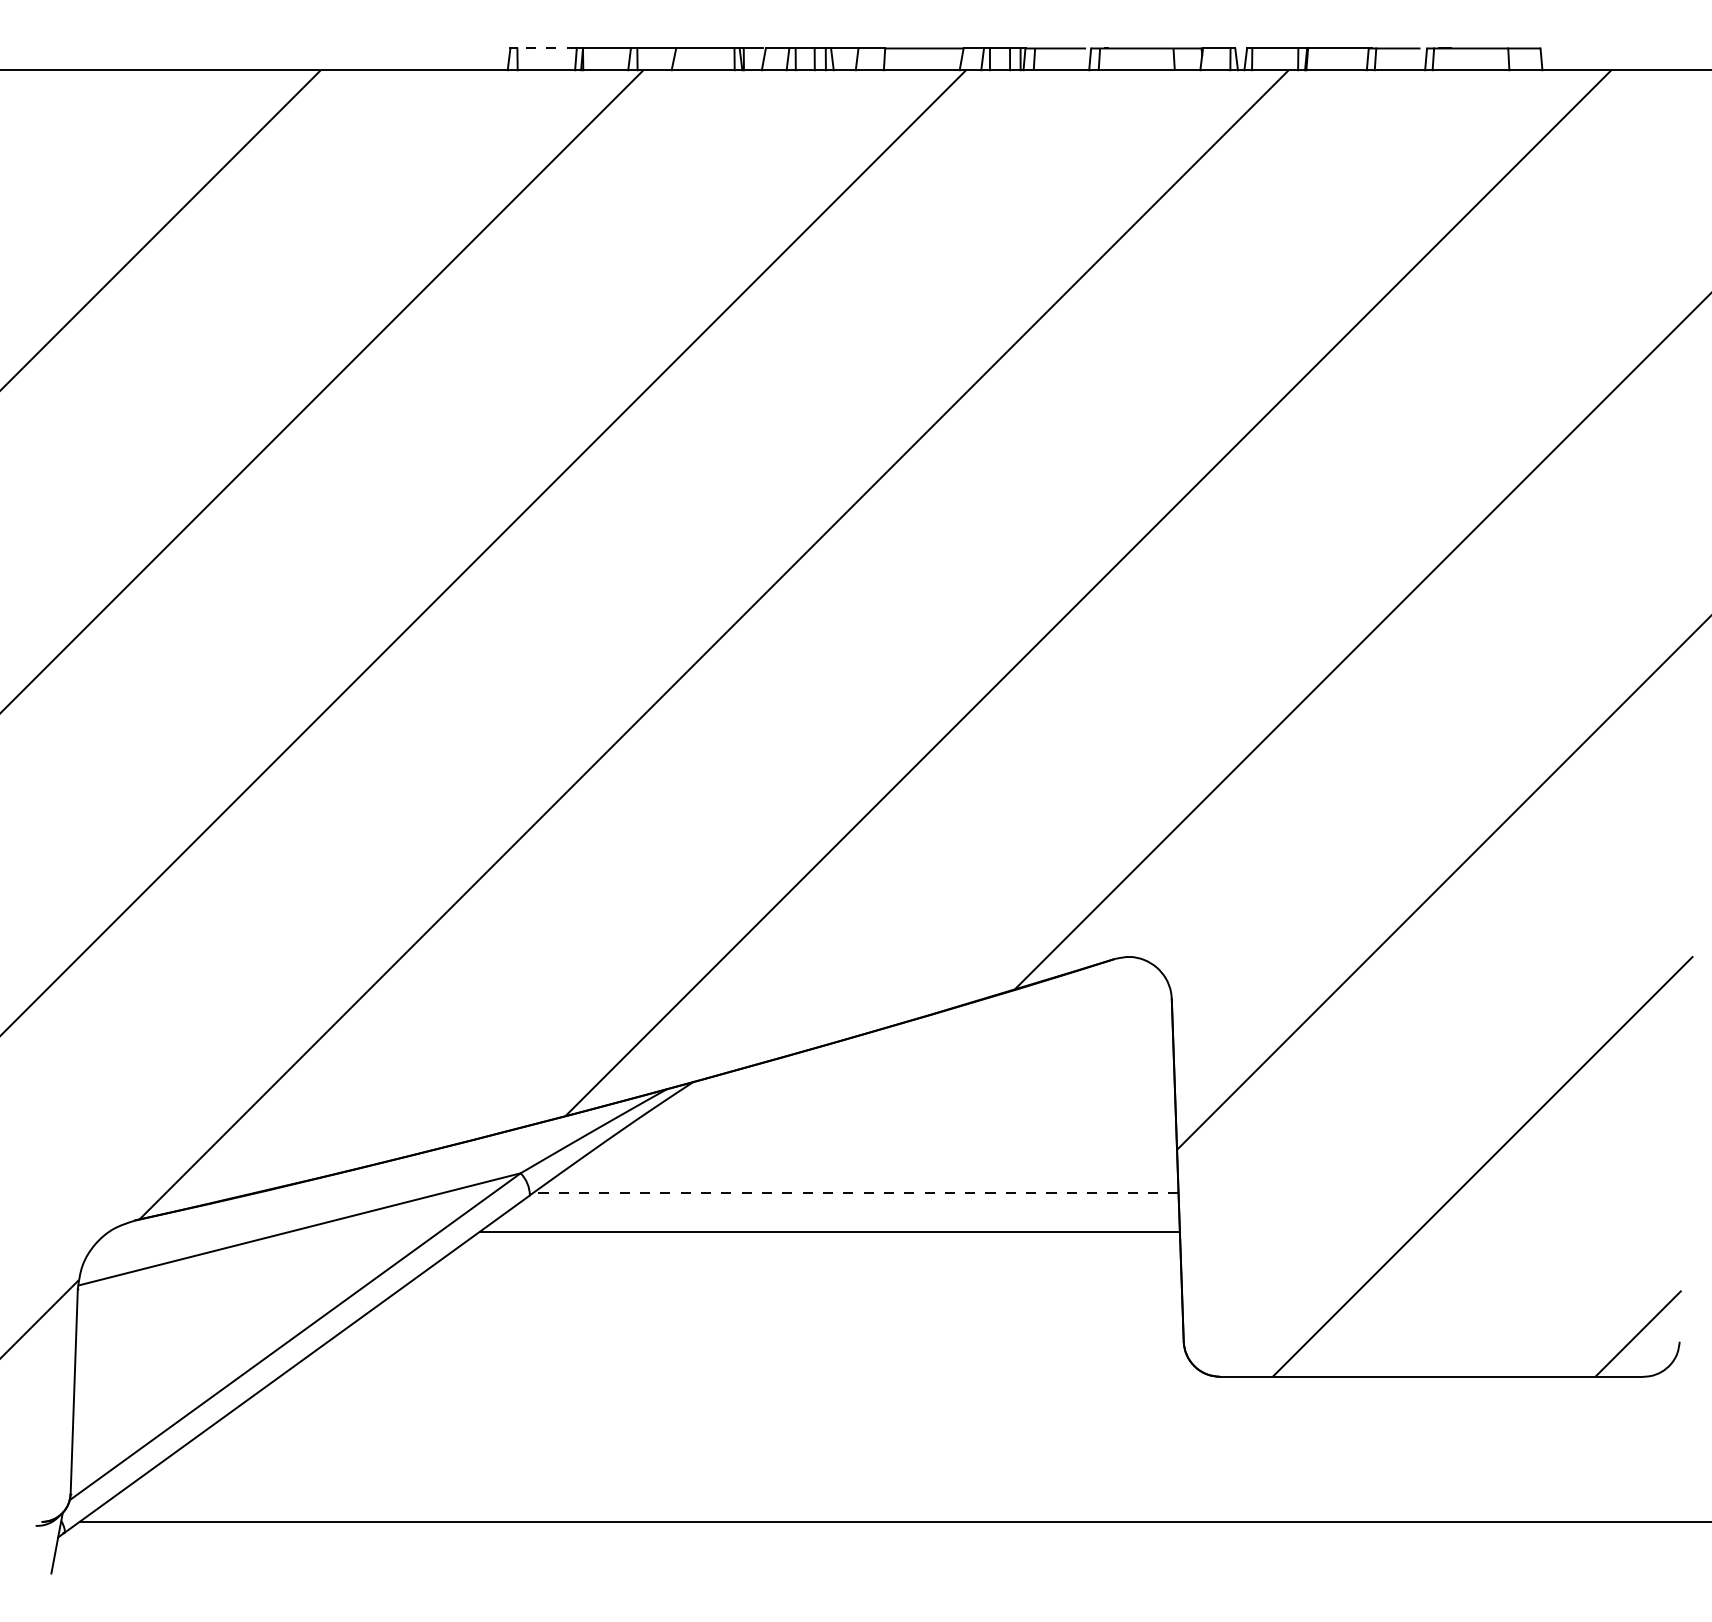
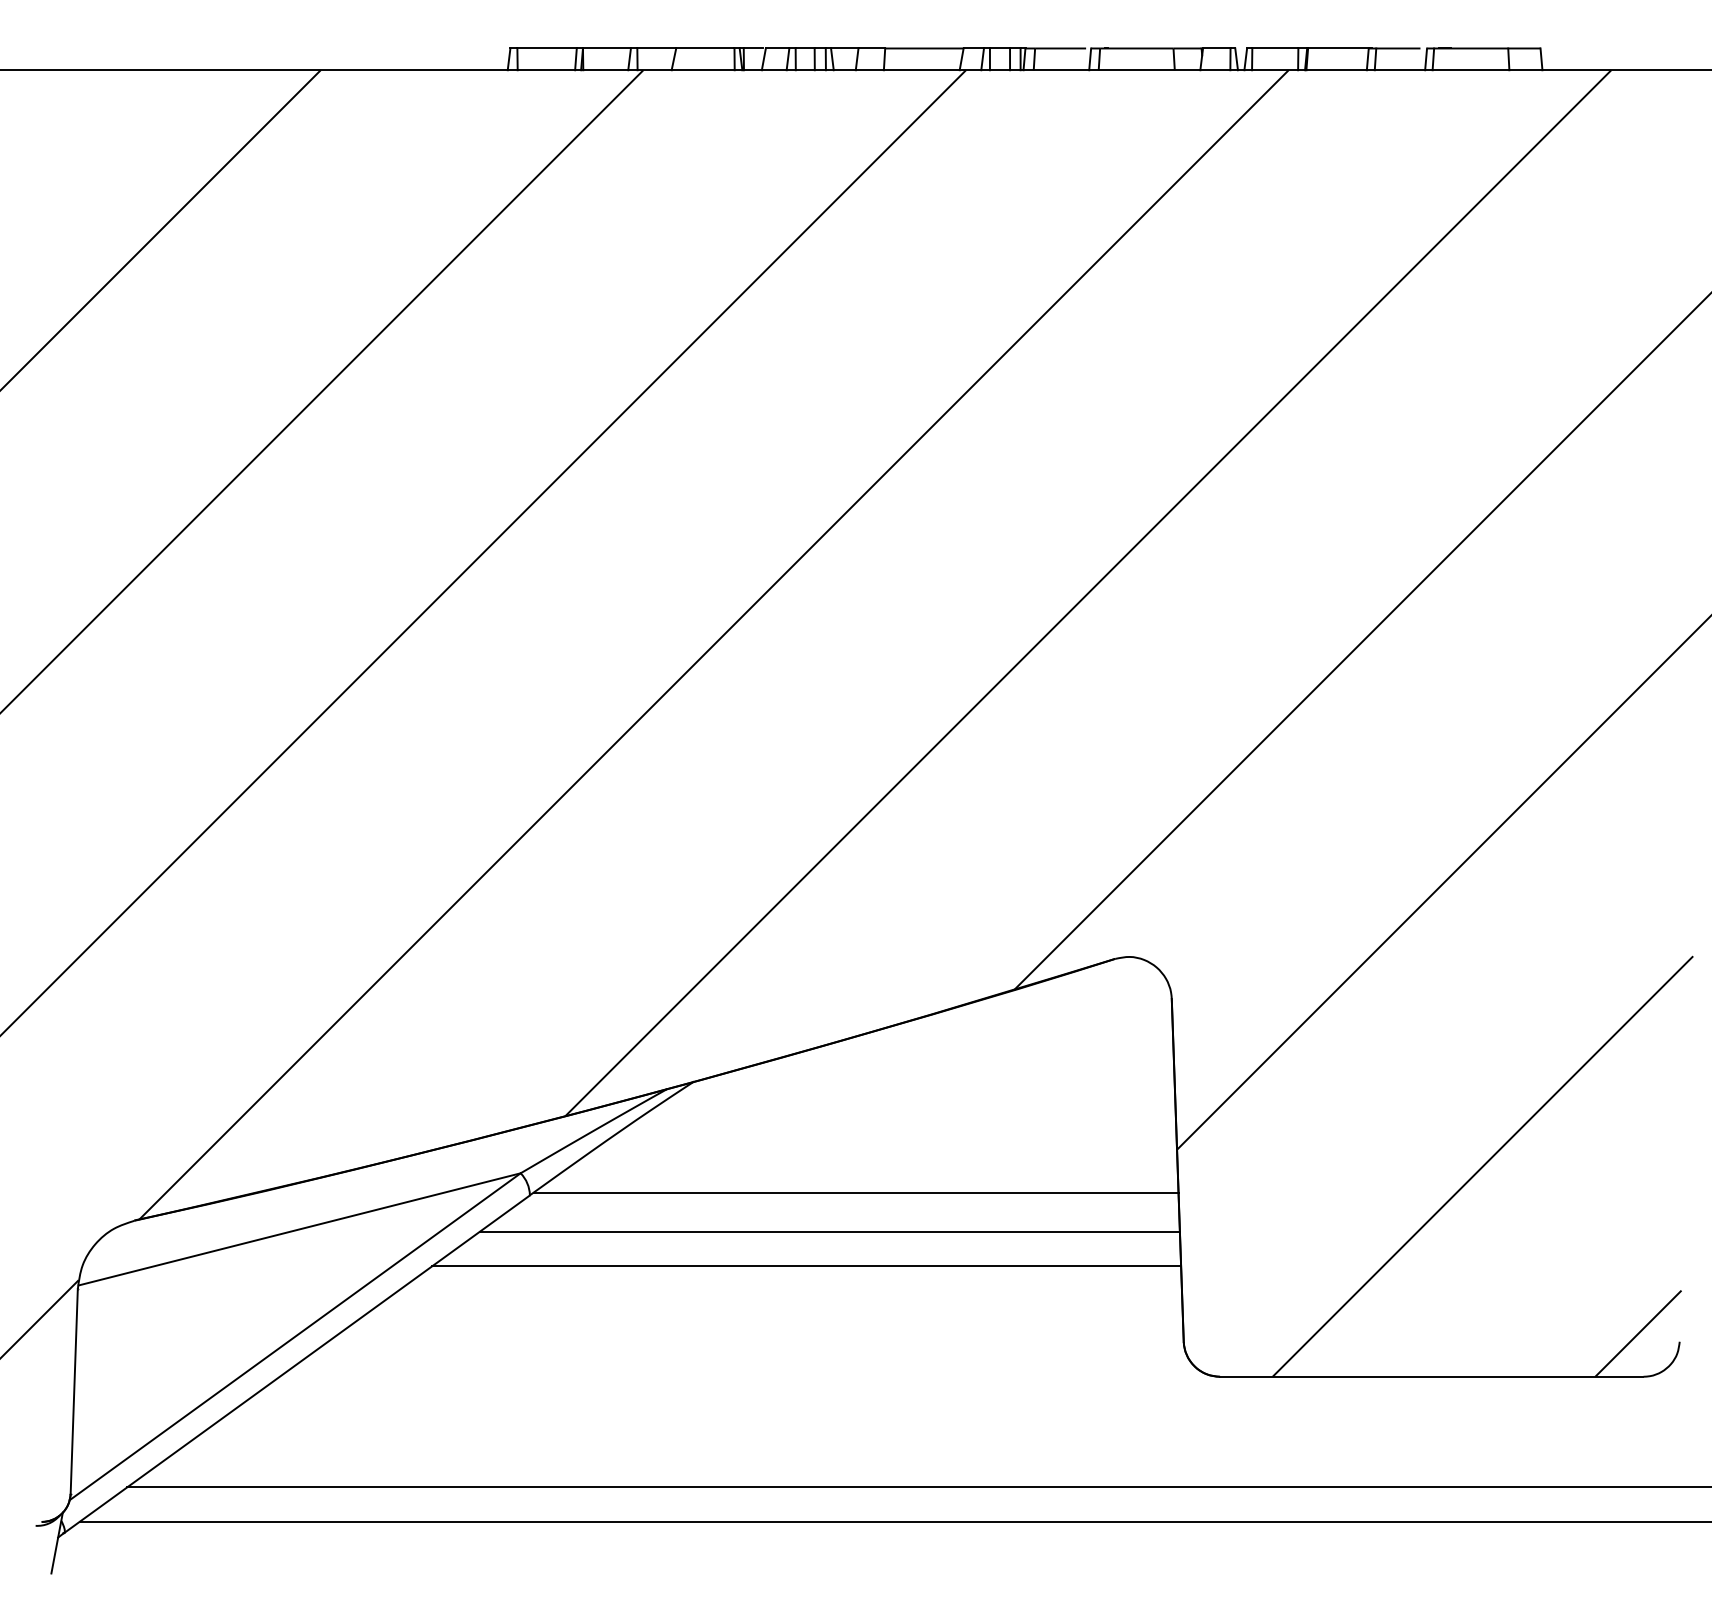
line: dashed -> solid (547, 48)
line: dashed -> solid (855, 1192)
line: none -> present (806, 1266)
line: none -> present (917, 1487)
